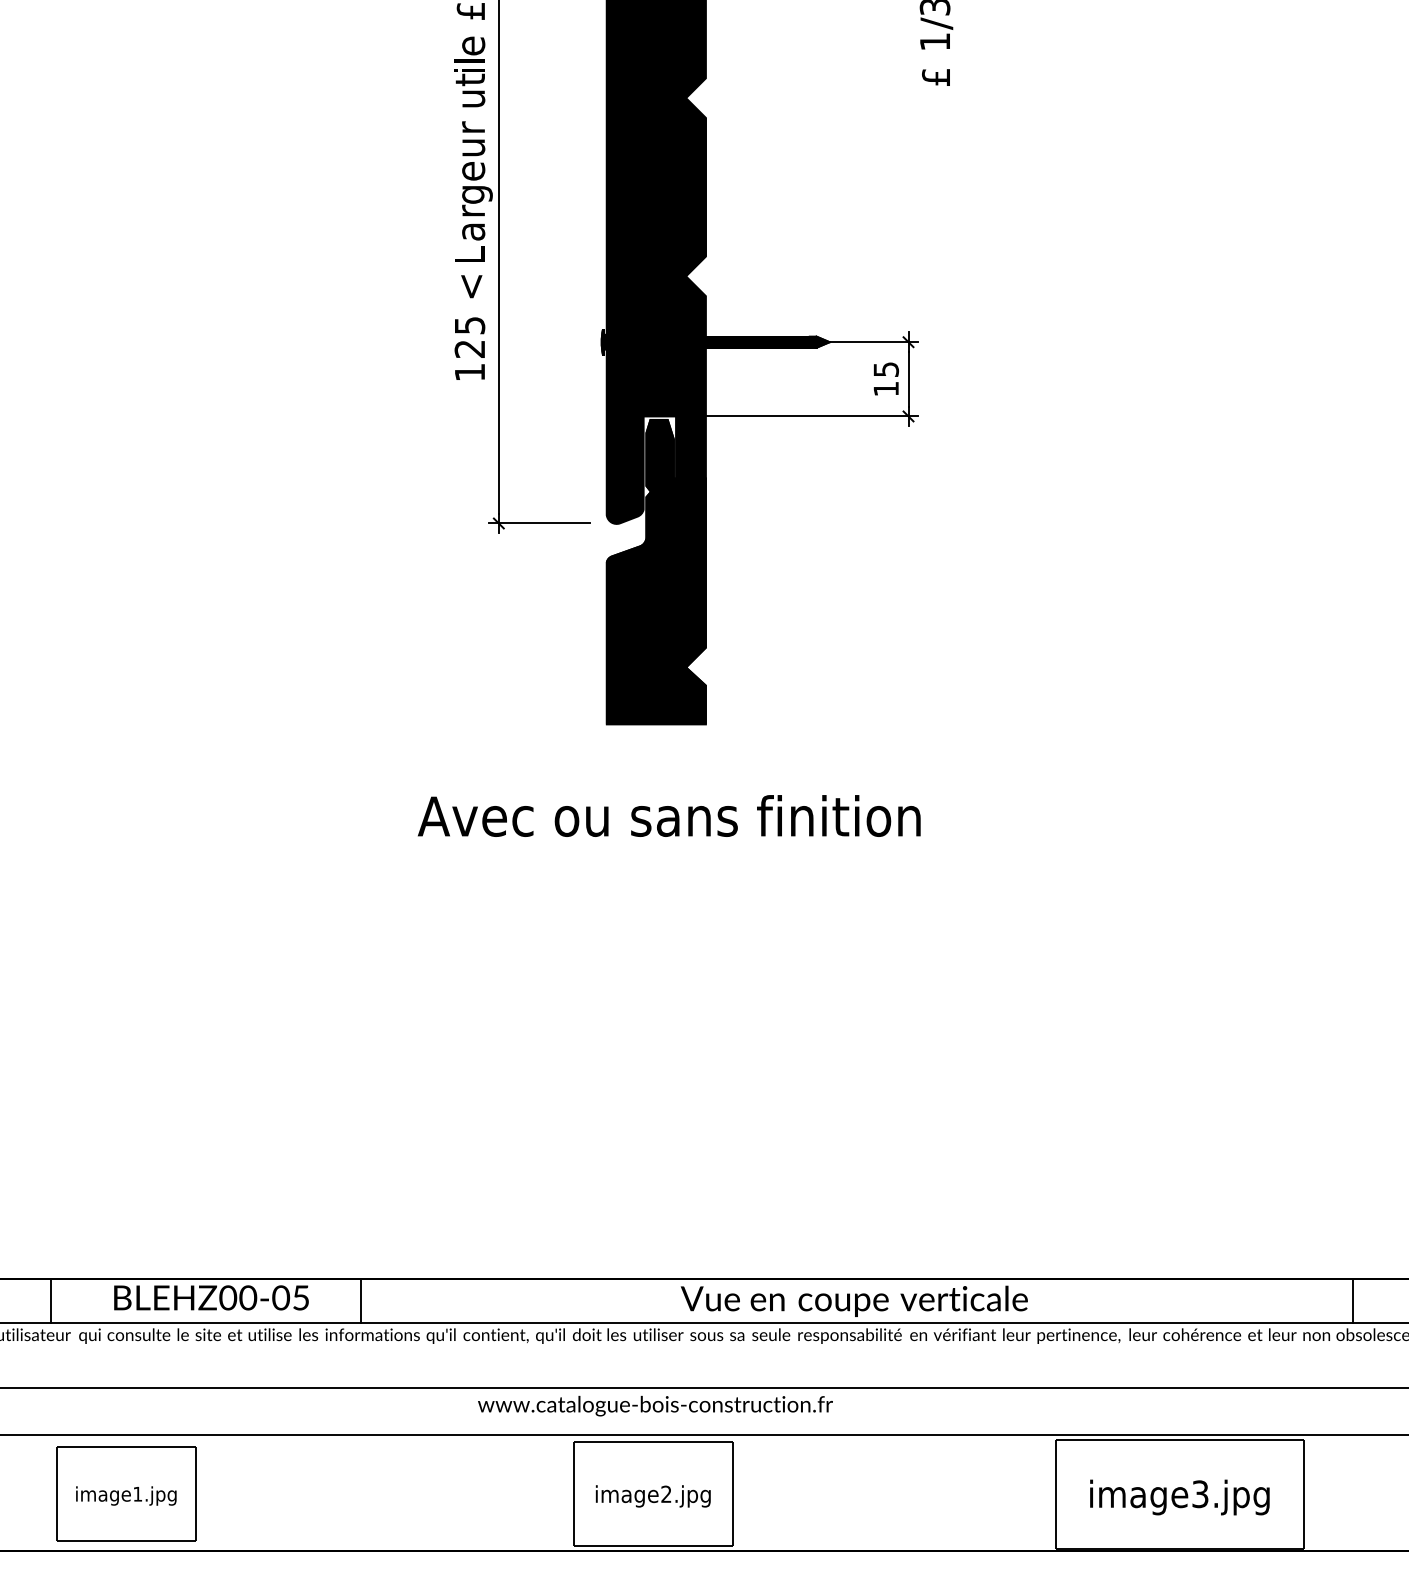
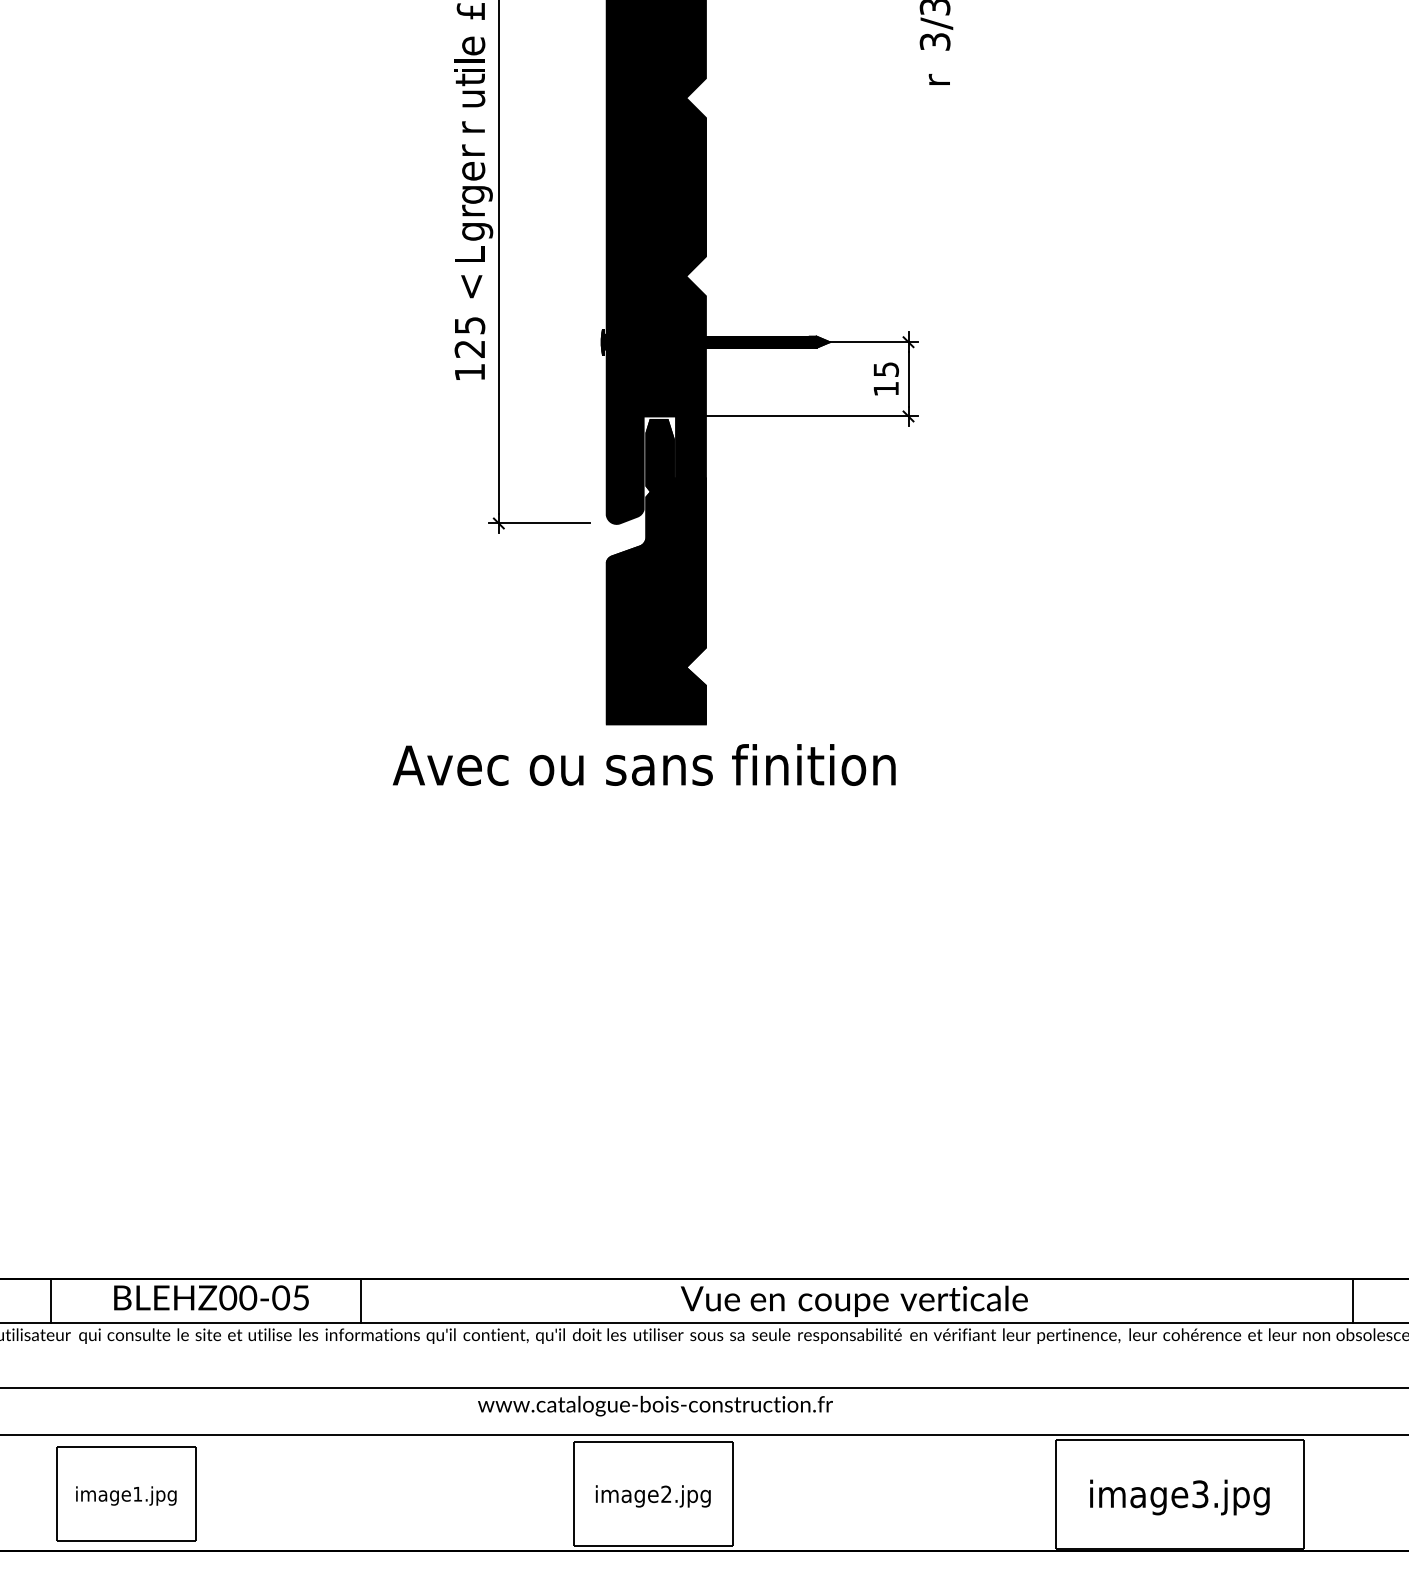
text: 1 -> 3 (934, 41)
text: £ -> r (935, 77)
text: u -> r (473, 147)
text: a -> g (477, 231)
text position: (669, 815) -> (644, 764) (644, 764)
